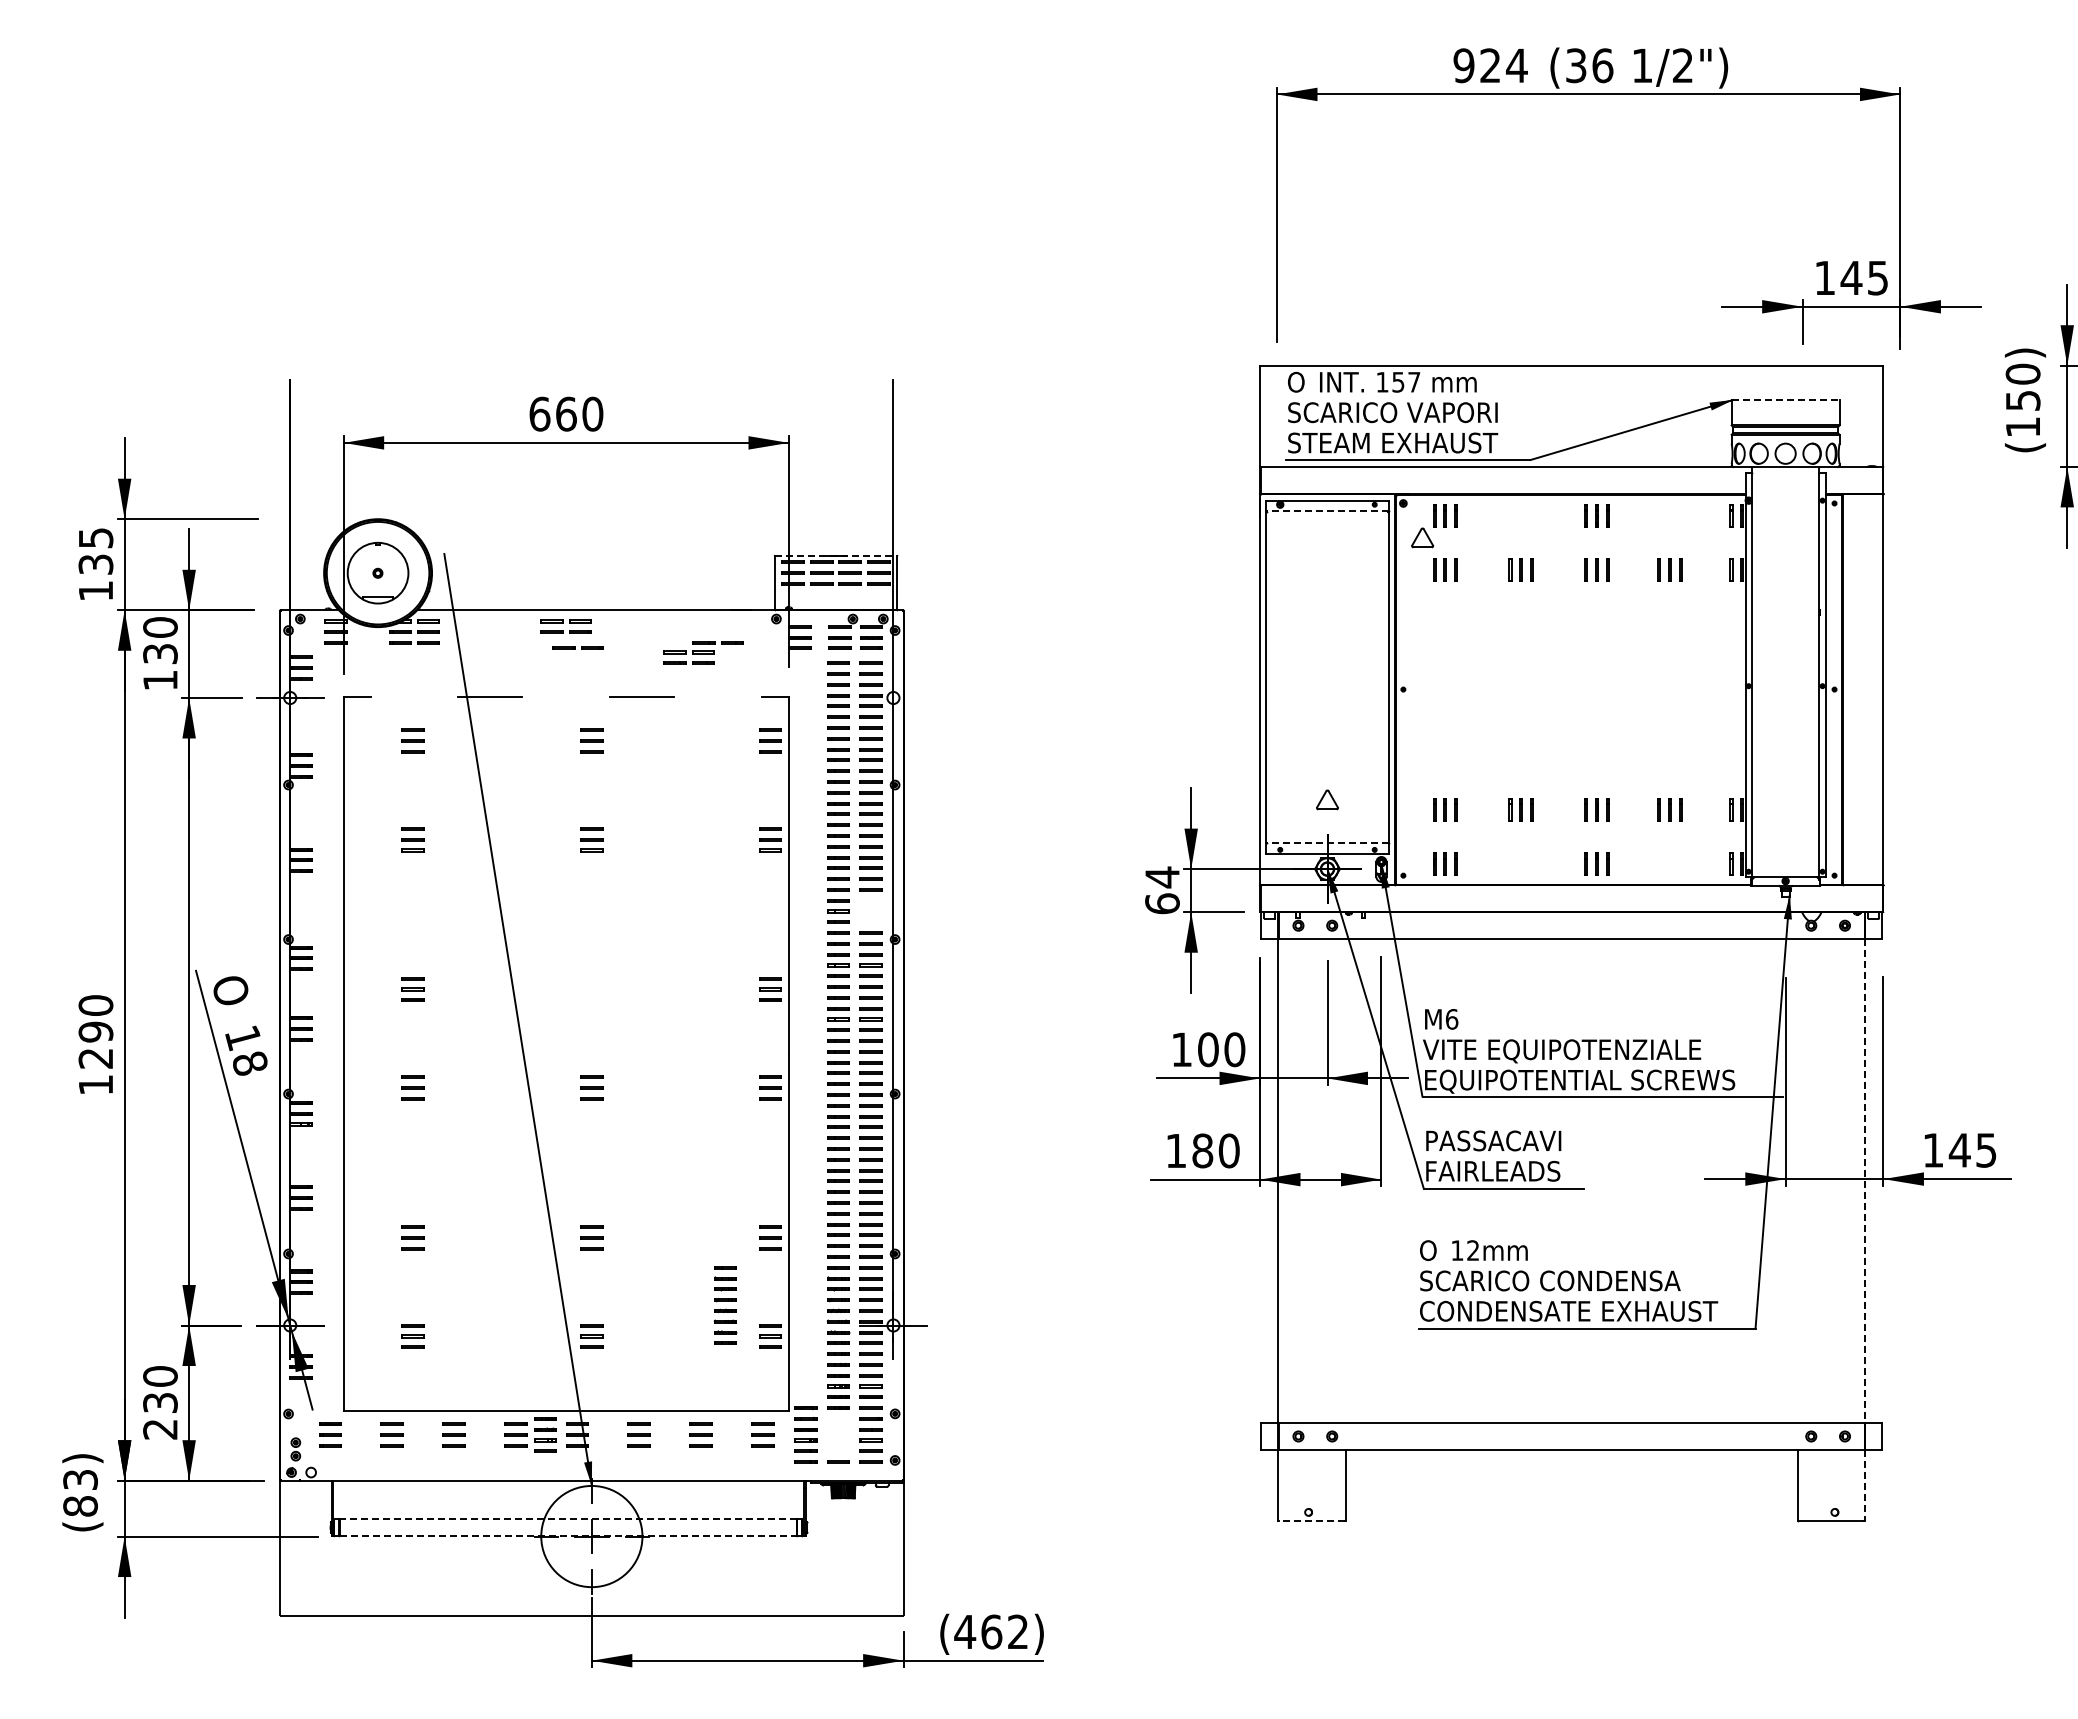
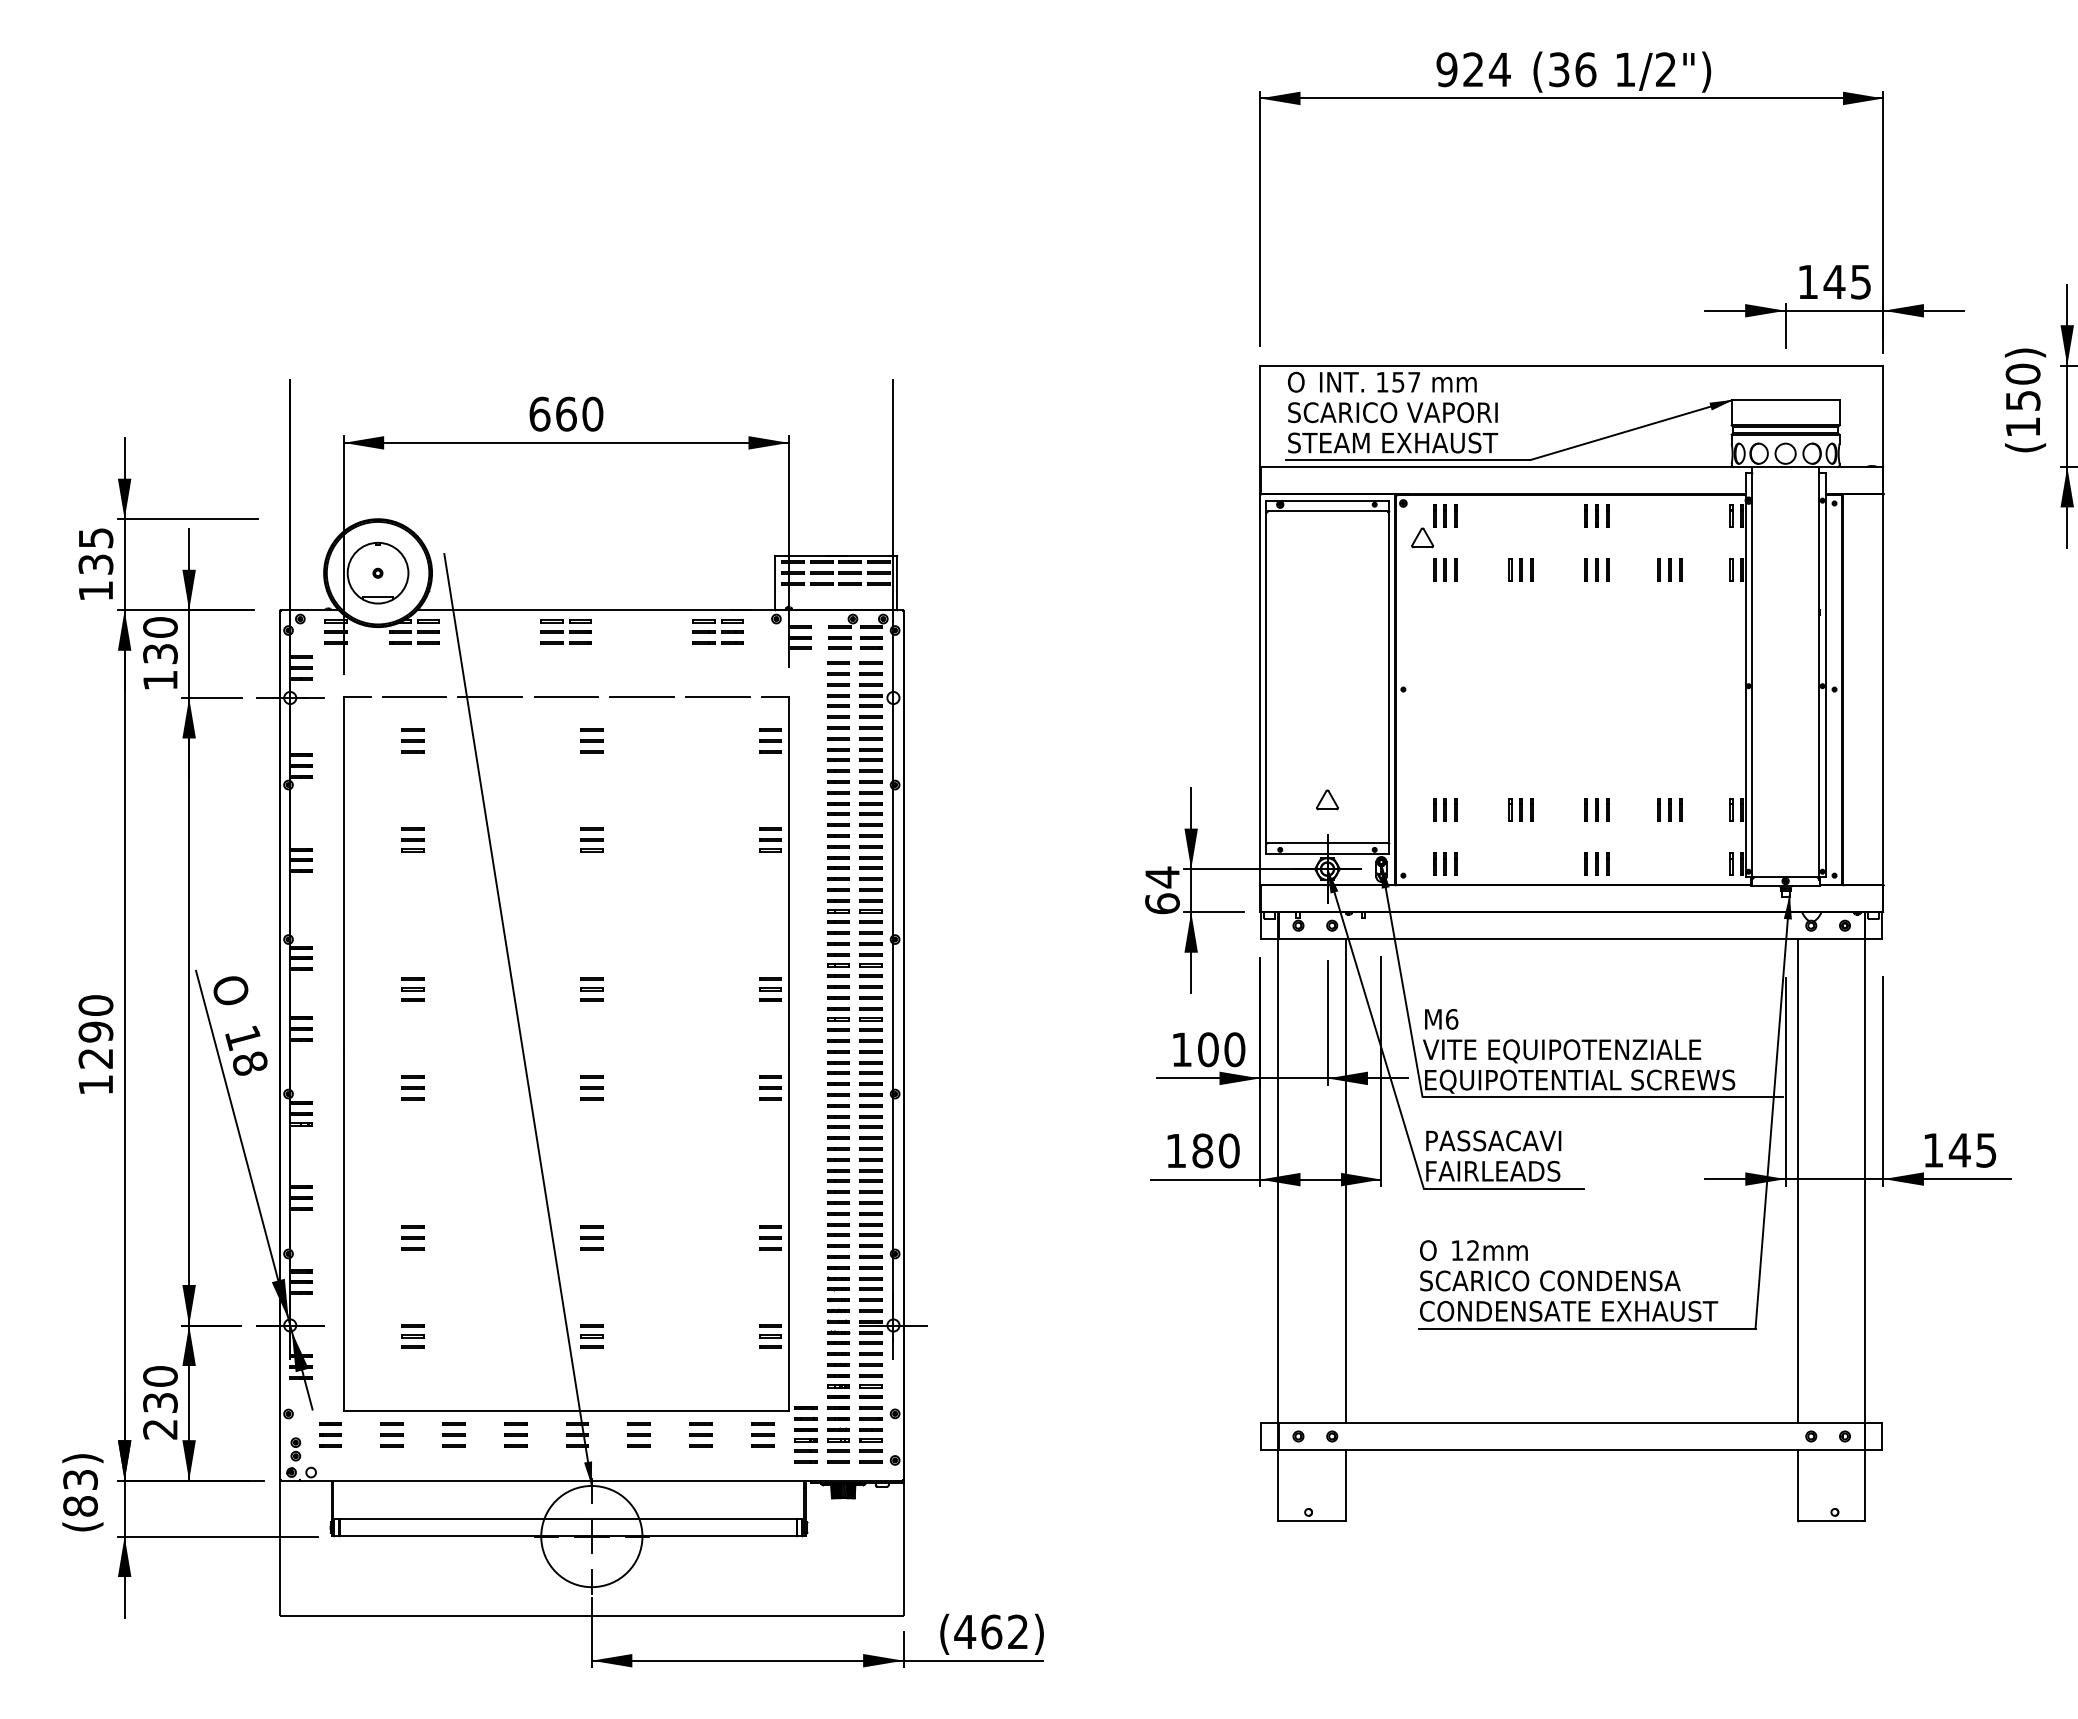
part position: (1628, 94) -> (1611, 98) (1611, 98)
line: dashed -> solid (1785, 399)
line: dashed -> solid (1326, 511)
line: dashed -> solid (836, 555)
line position: (575, 647) -> (563, 642) (563, 642)
part position: (688, 657) -> (717, 626) (717, 626)
line: none -> present (717, 696)
line: none -> present (414, 697)
line: none -> present (566, 697)
line: dashed -> solid (1326, 843)
part: none -> present (870, 911)
part: none -> present (591, 989)
line: none -> present (1345, 1181)
line: none -> present (1797, 1181)
line: dashed -> solid (1865, 1181)
part: present -> none (725, 1305)
part position: (545, 1434) -> (838, 1434) (838, 1434)
line: dashed -> solid (1865, 1485)
line: dashed -> solid (568, 1519)
line: dashed -> solid (1311, 1521)
line: dashed -> solid (568, 1536)
